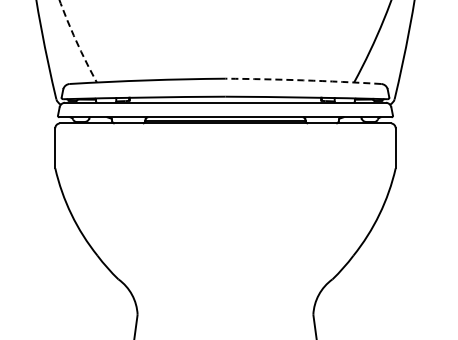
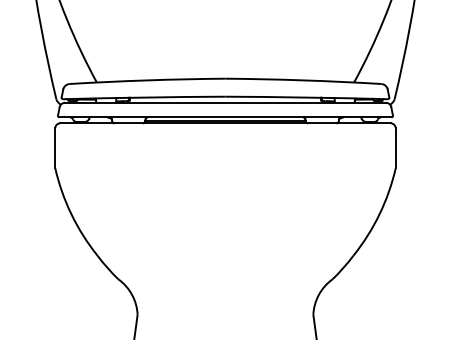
arc: dashed -> solid (76, 41)
arc: dashed -> solid (303, 80)
